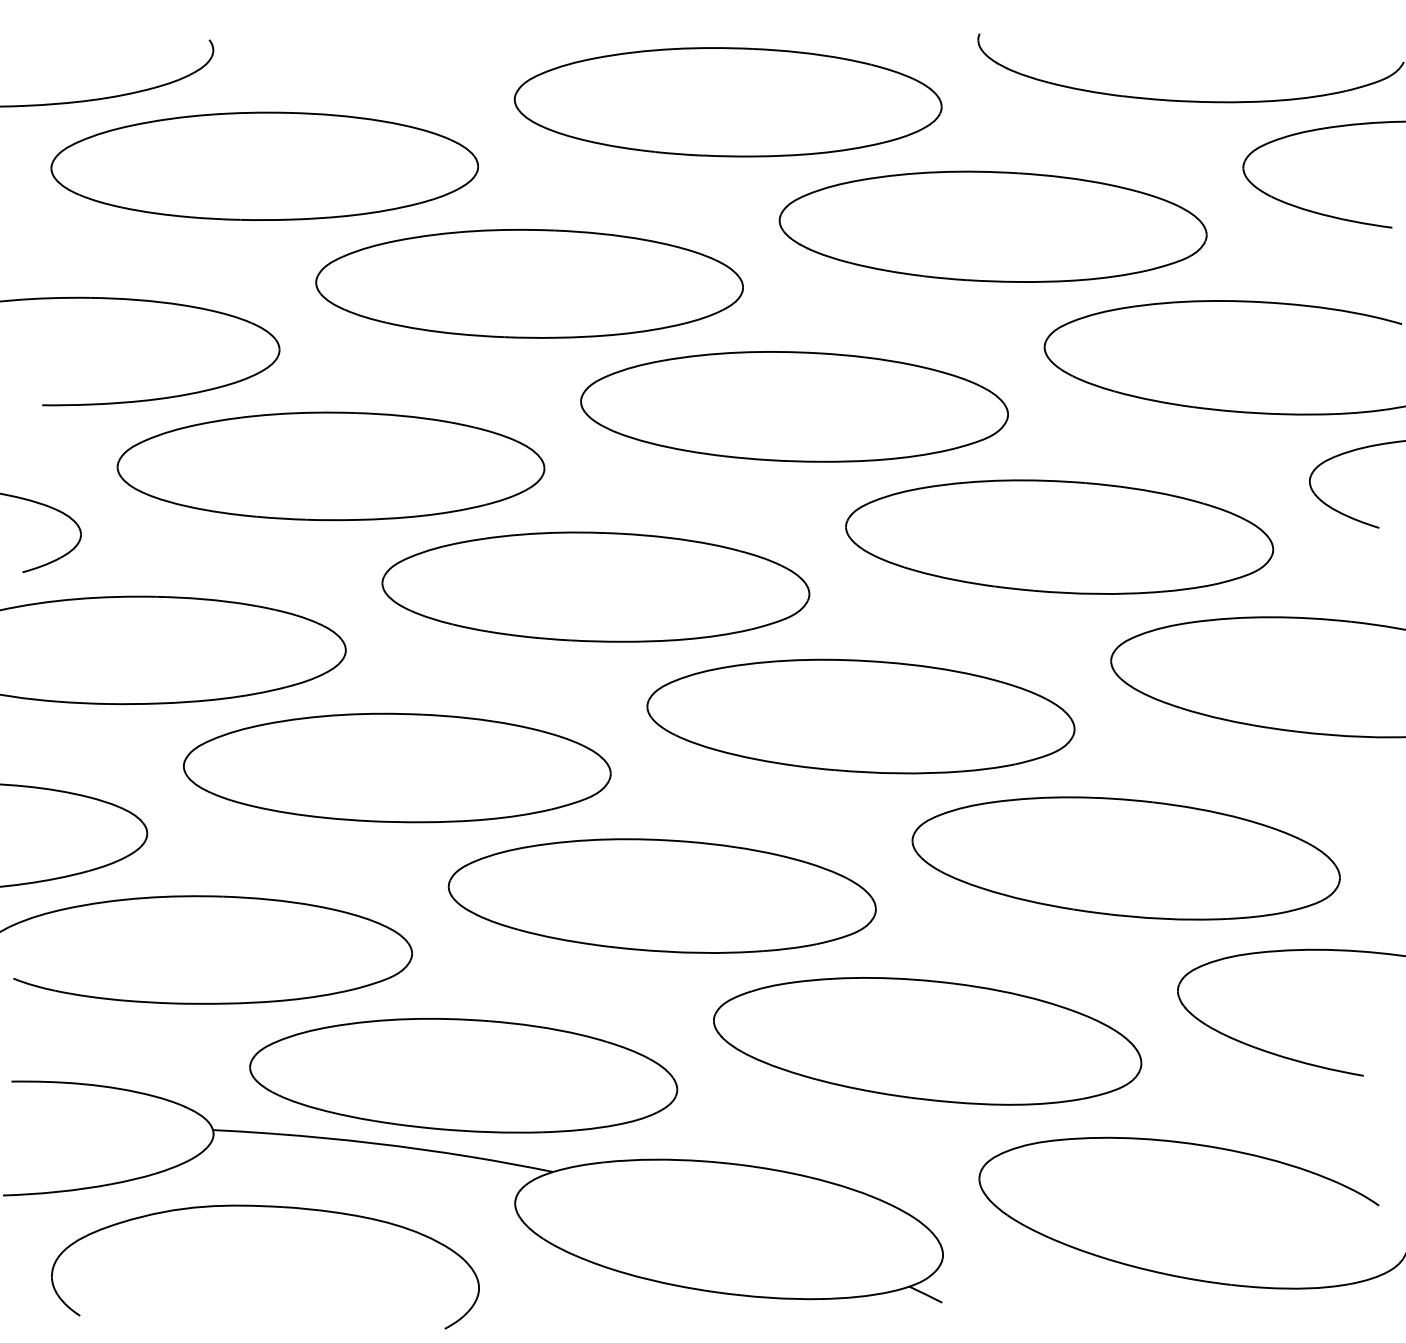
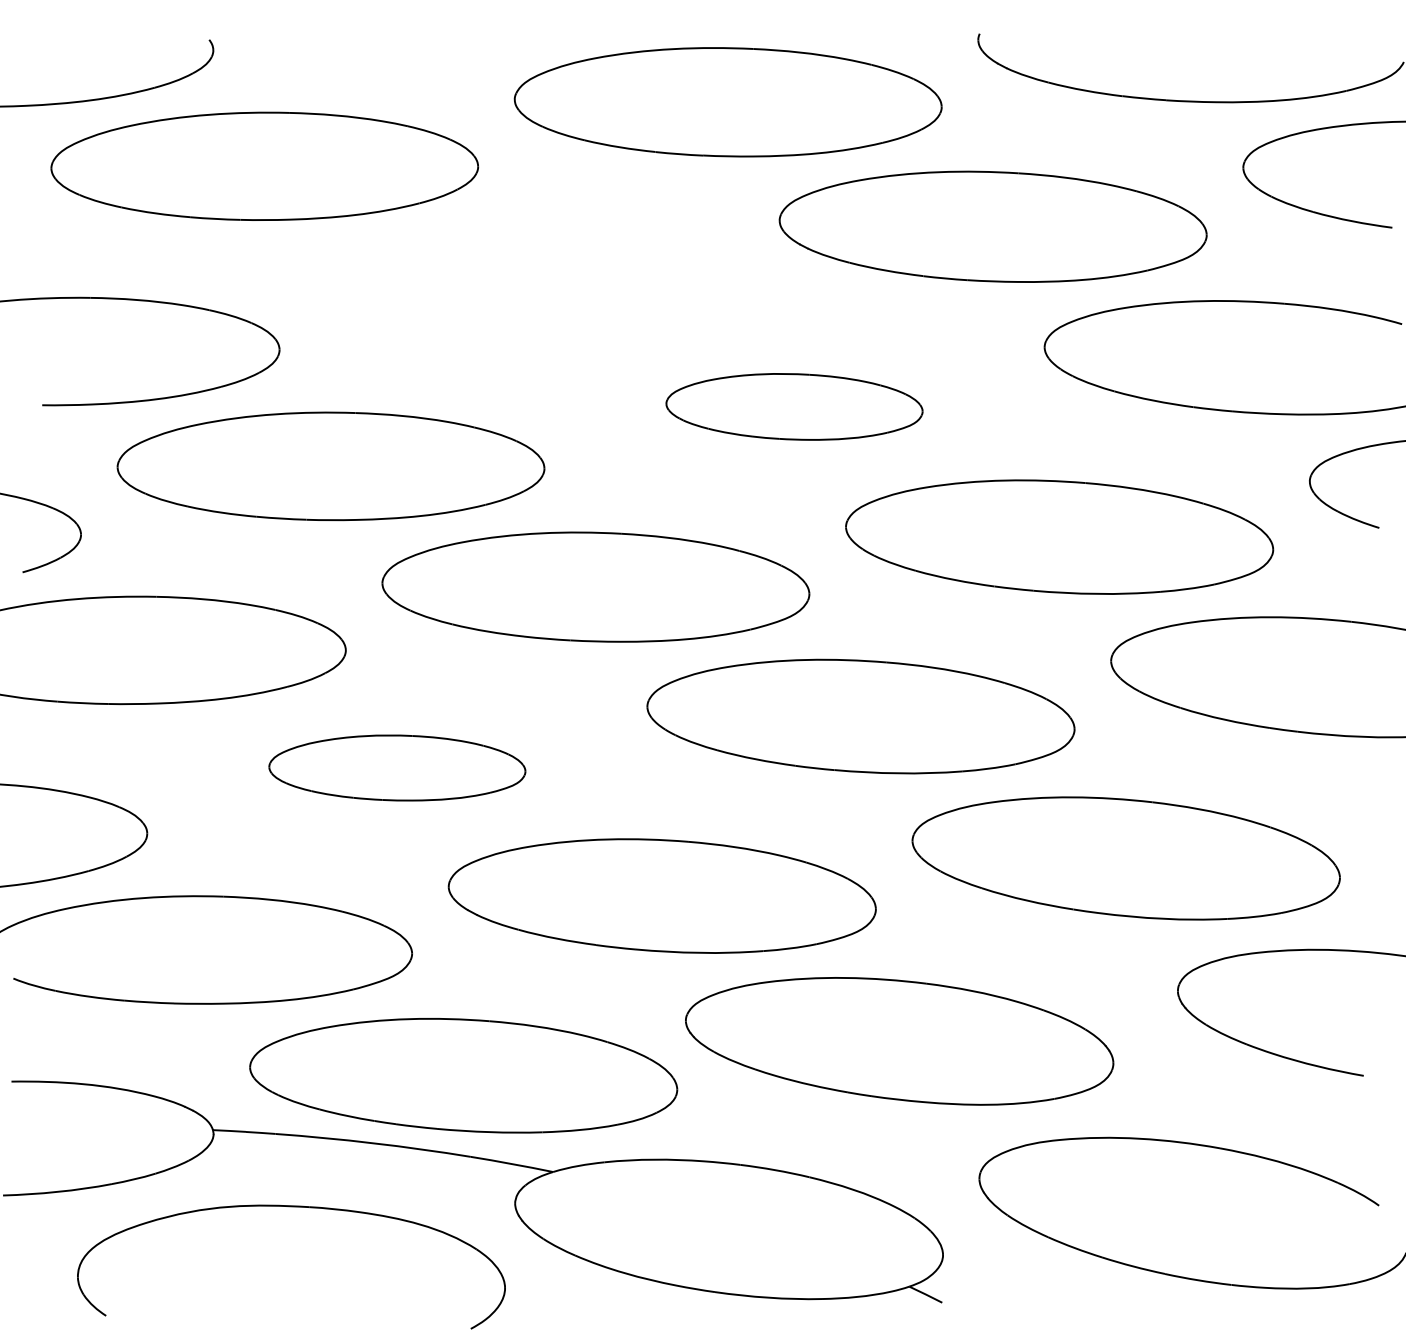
part: present -> none (529, 283)
part size: 429x112 px -> 259x68 px (794, 406)
part size: 429x112 px -> 259x68 px (397, 767)
part position: (927, 1041) -> (899, 1041) (899, 1041)
part position: (265, 1207) -> (291, 1207) (291, 1207)
